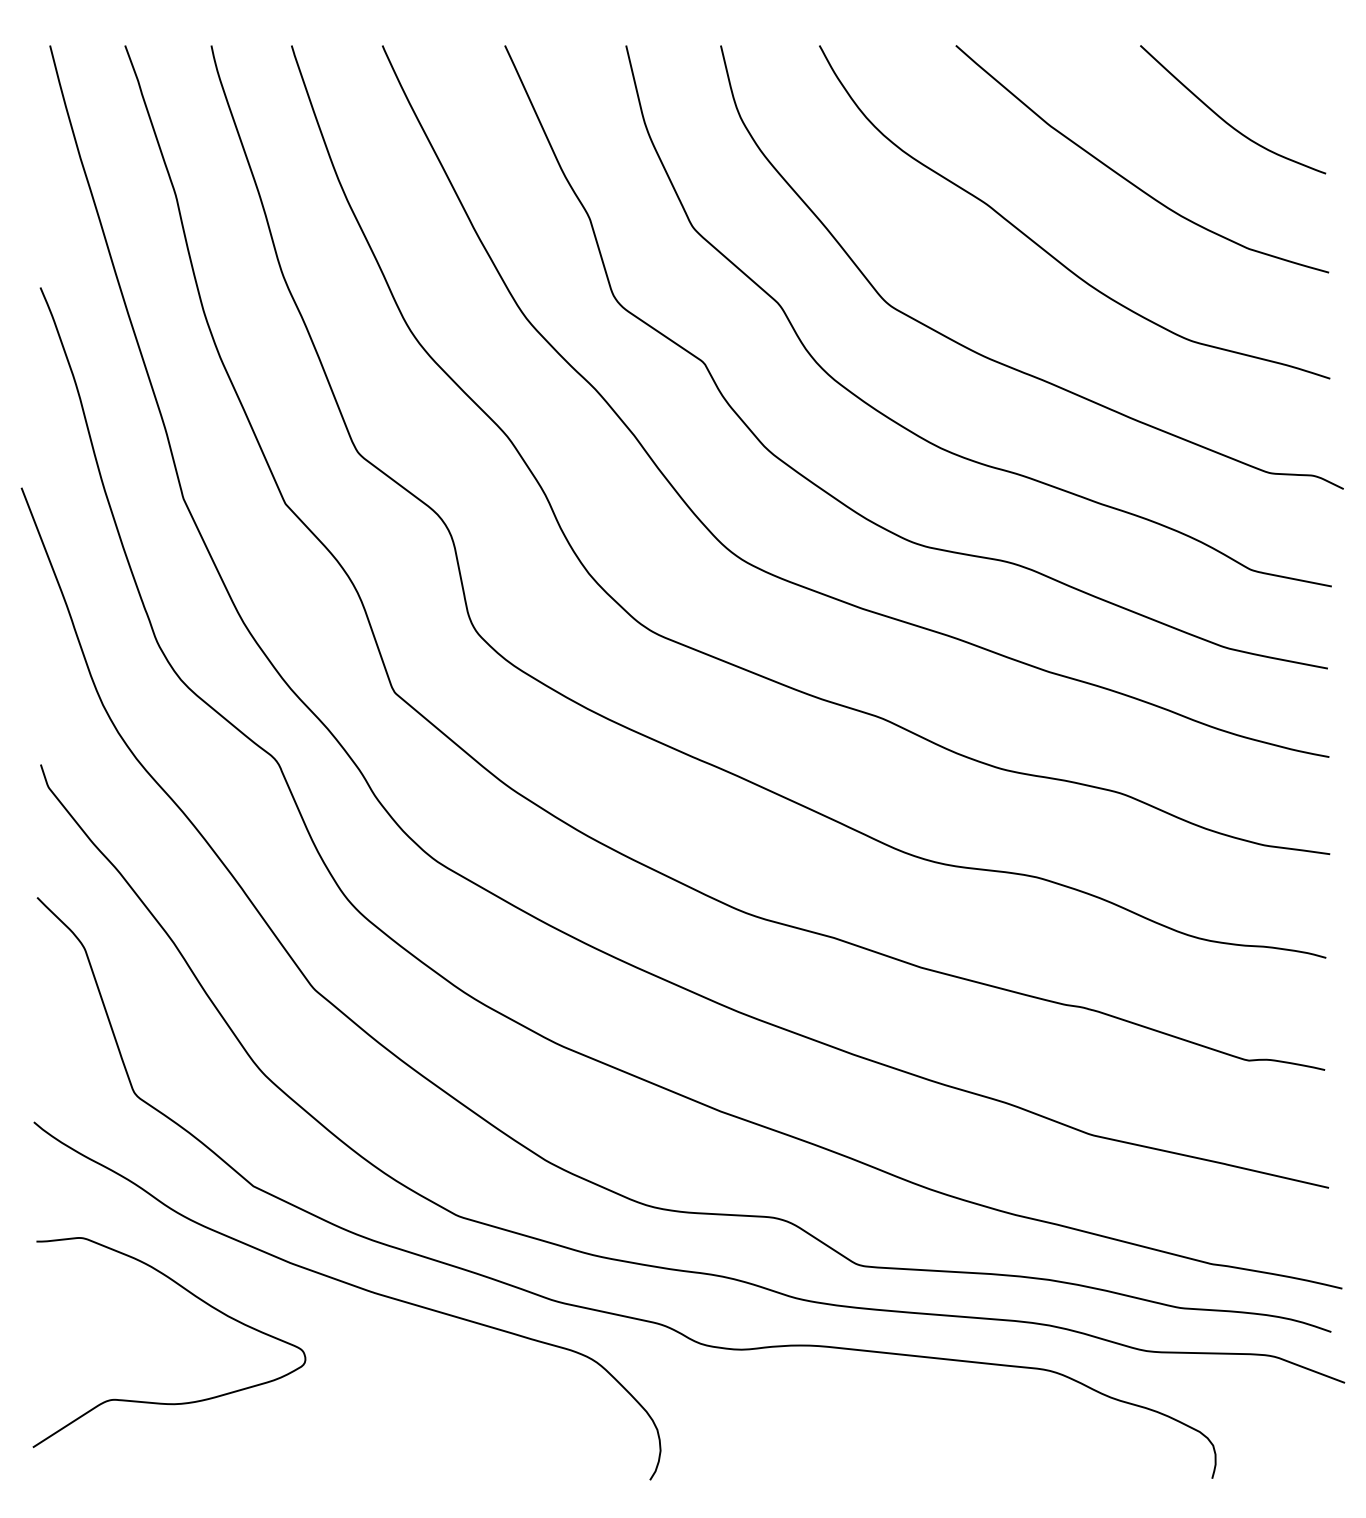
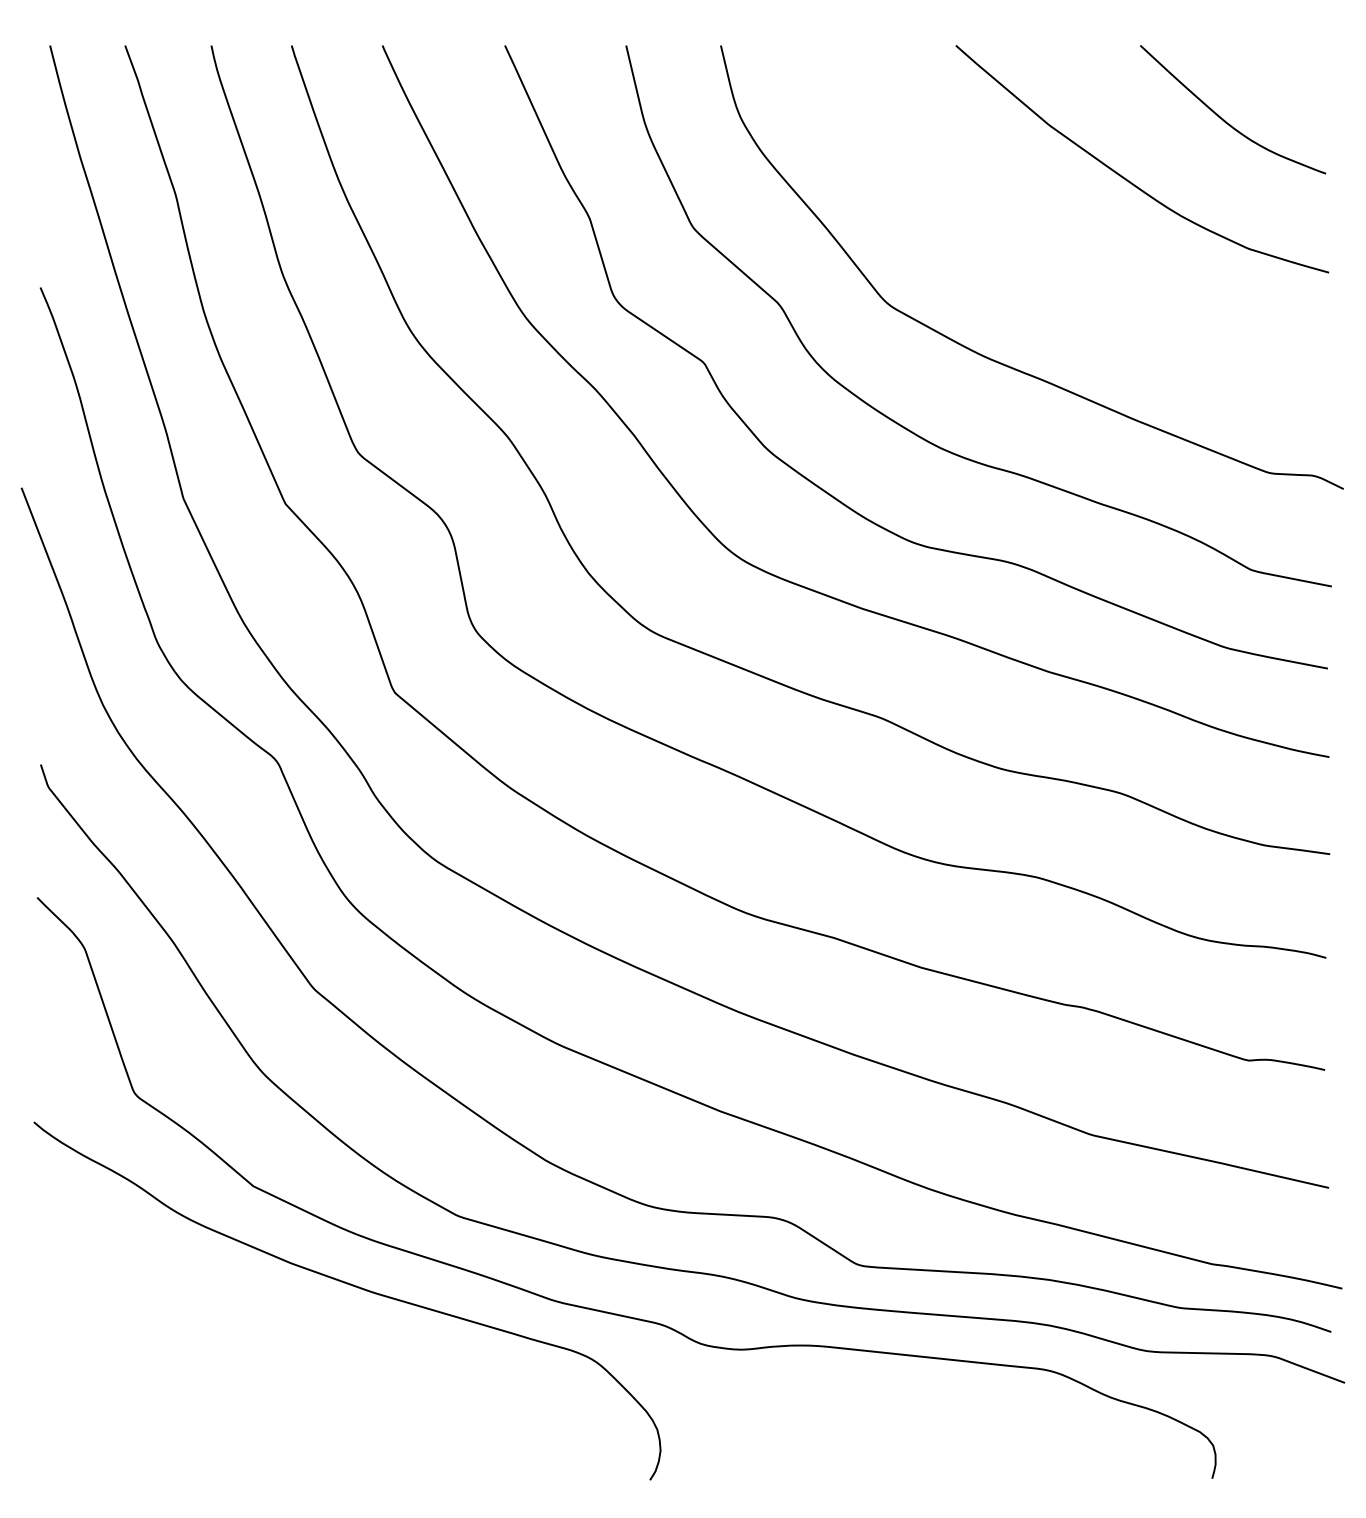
curve: present -> none (1045, 249)
curve: present -> none (198, 1299)
